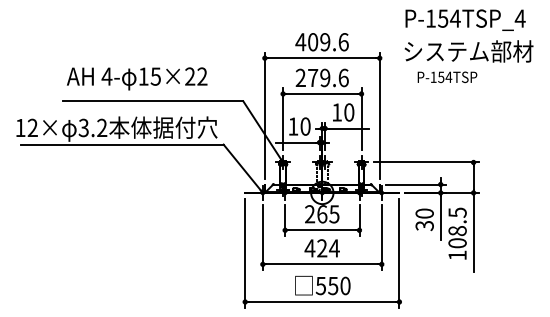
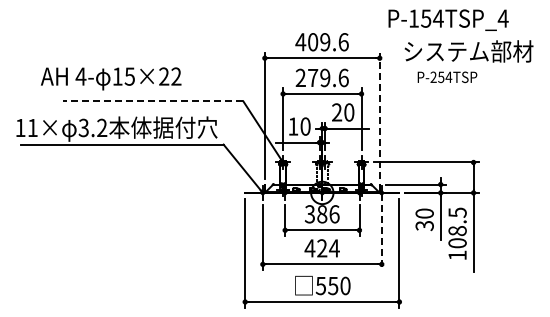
text position: (465, 19) -> (448, 19) (448, 19)
text: P-154TSP -> P-254TSP (433, 76)
text position: (137, 78) -> (111, 78) (111, 78)
line: solid -> dashed (152, 101)
text: 10 -> 20 (337, 112)
line: solid -> dashed (379, 115)
text: 12× -> 11× (32, 127)
text: 265 -> 386 (321, 214)
line: solid -> dashed (381, 238)
